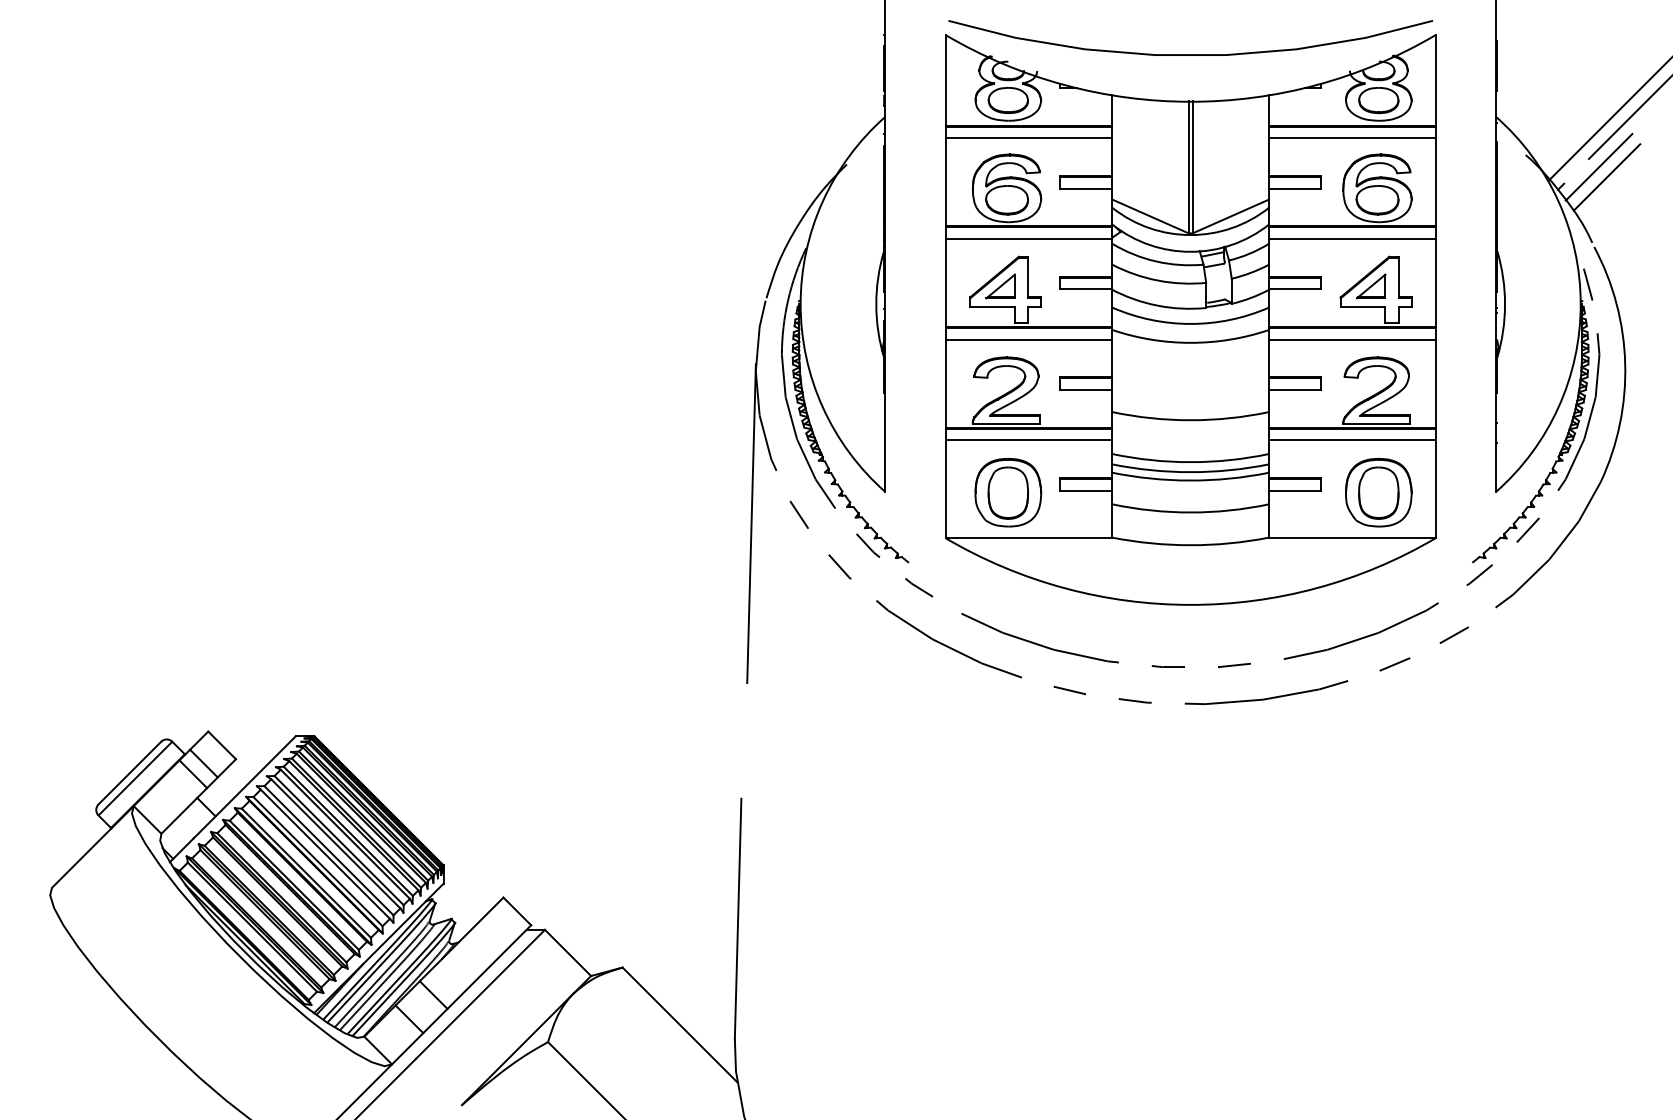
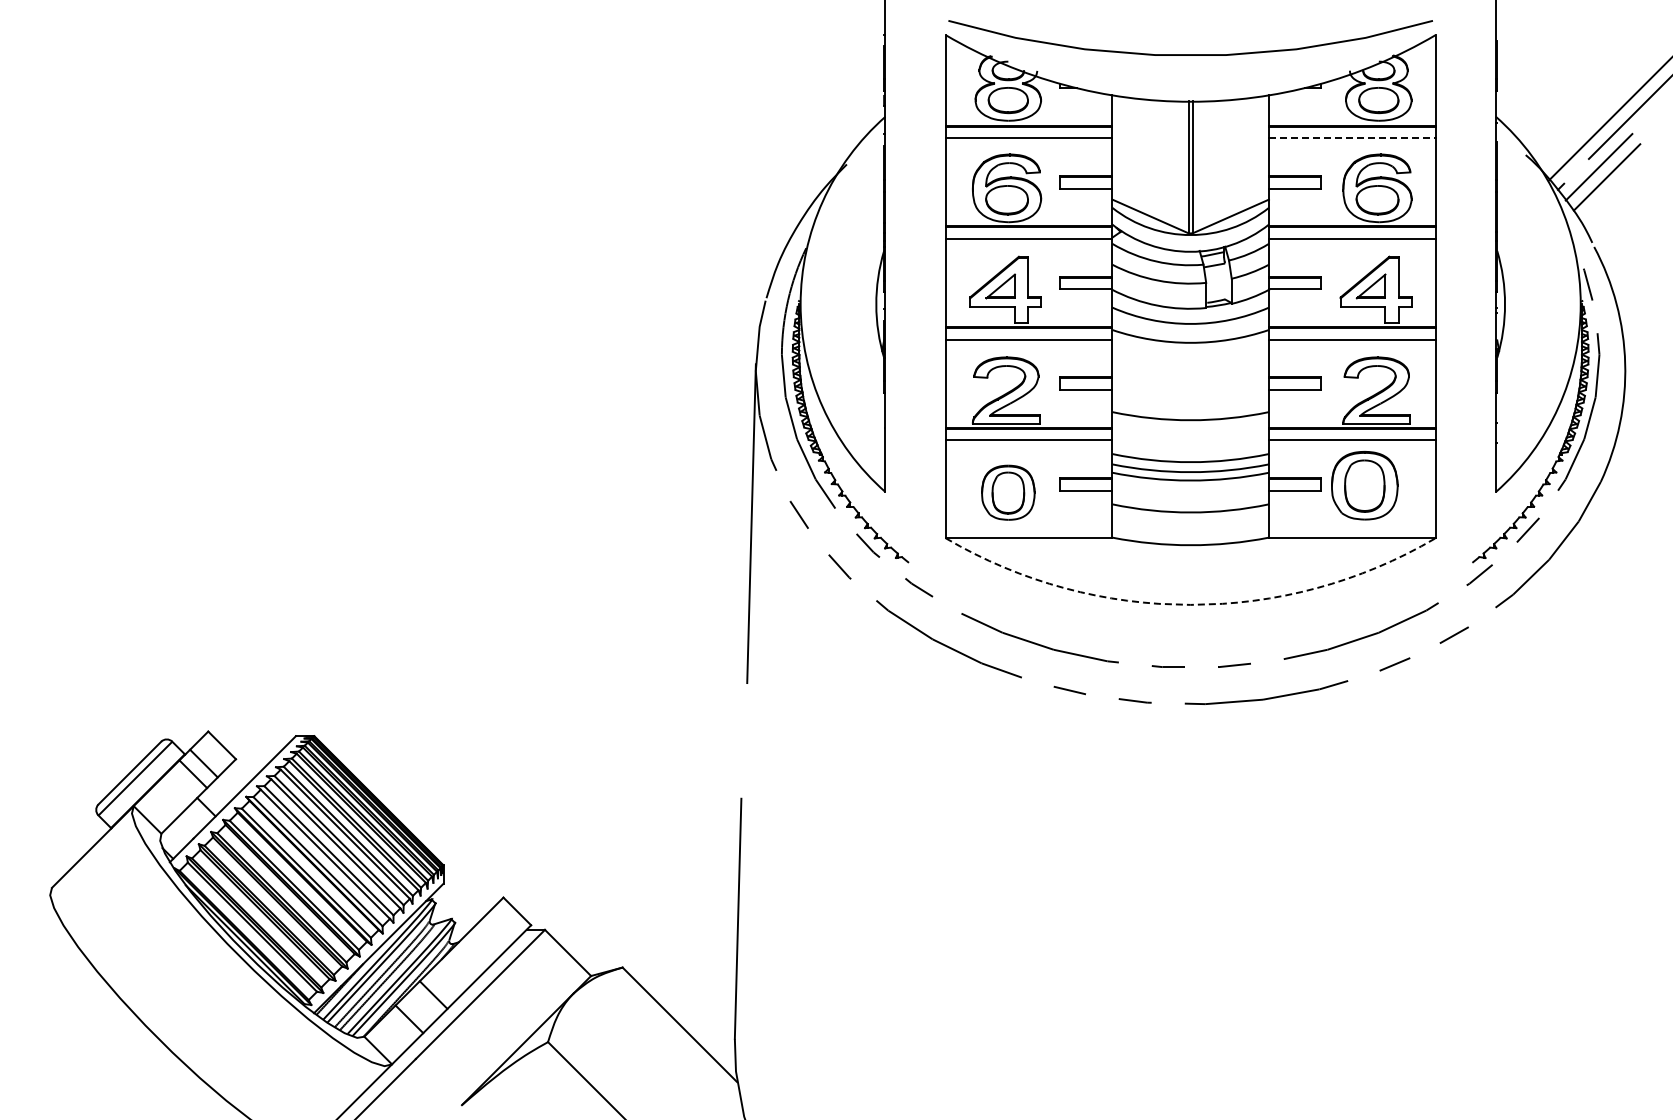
line: solid -> dashed (1352, 138)
part size: 69x70 px -> 55x57 px (1008, 492)
part position: (1378, 492) -> (1364, 485) (1364, 485)
arc: solid -> dashed (1190, 604)
